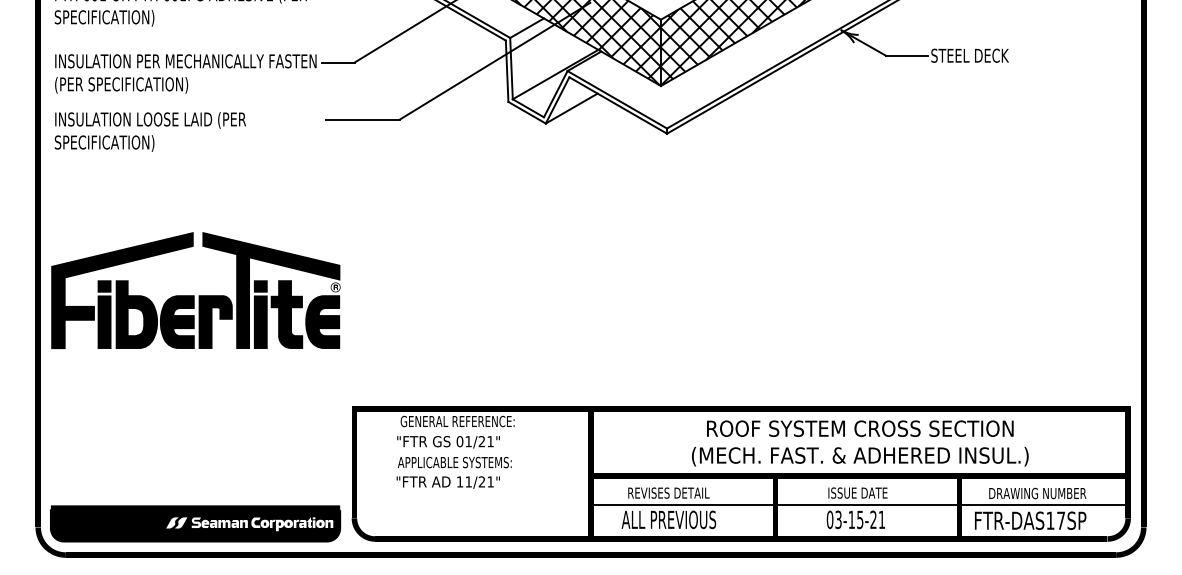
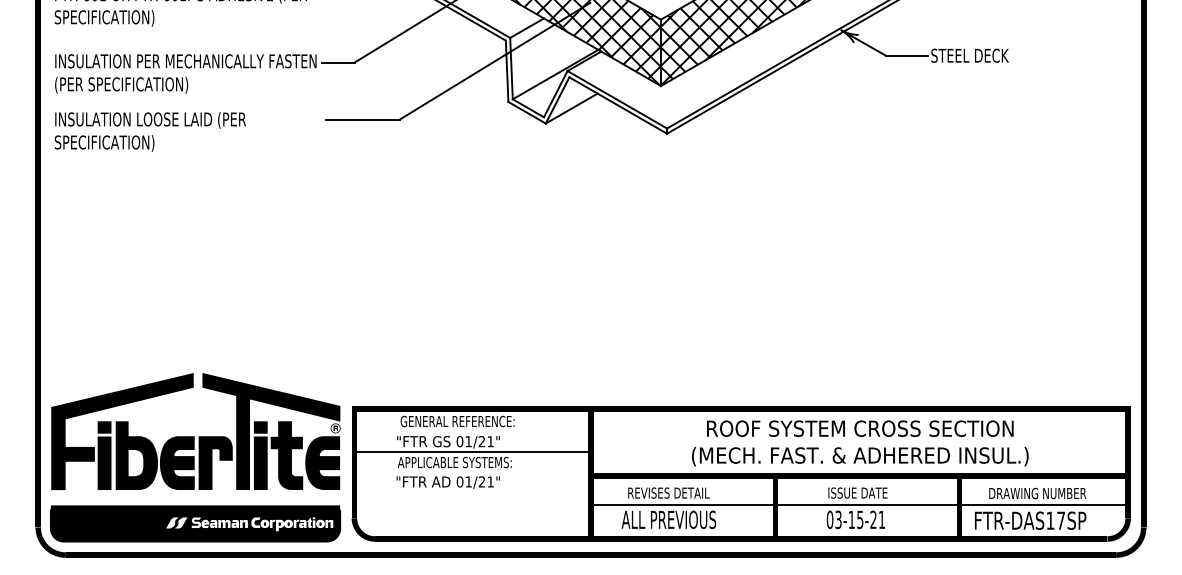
part position: (195, 290) -> (195, 431) (195, 431)
line: none -> present (472, 451)
text: 11/21" -> 01/21" (459, 481)
